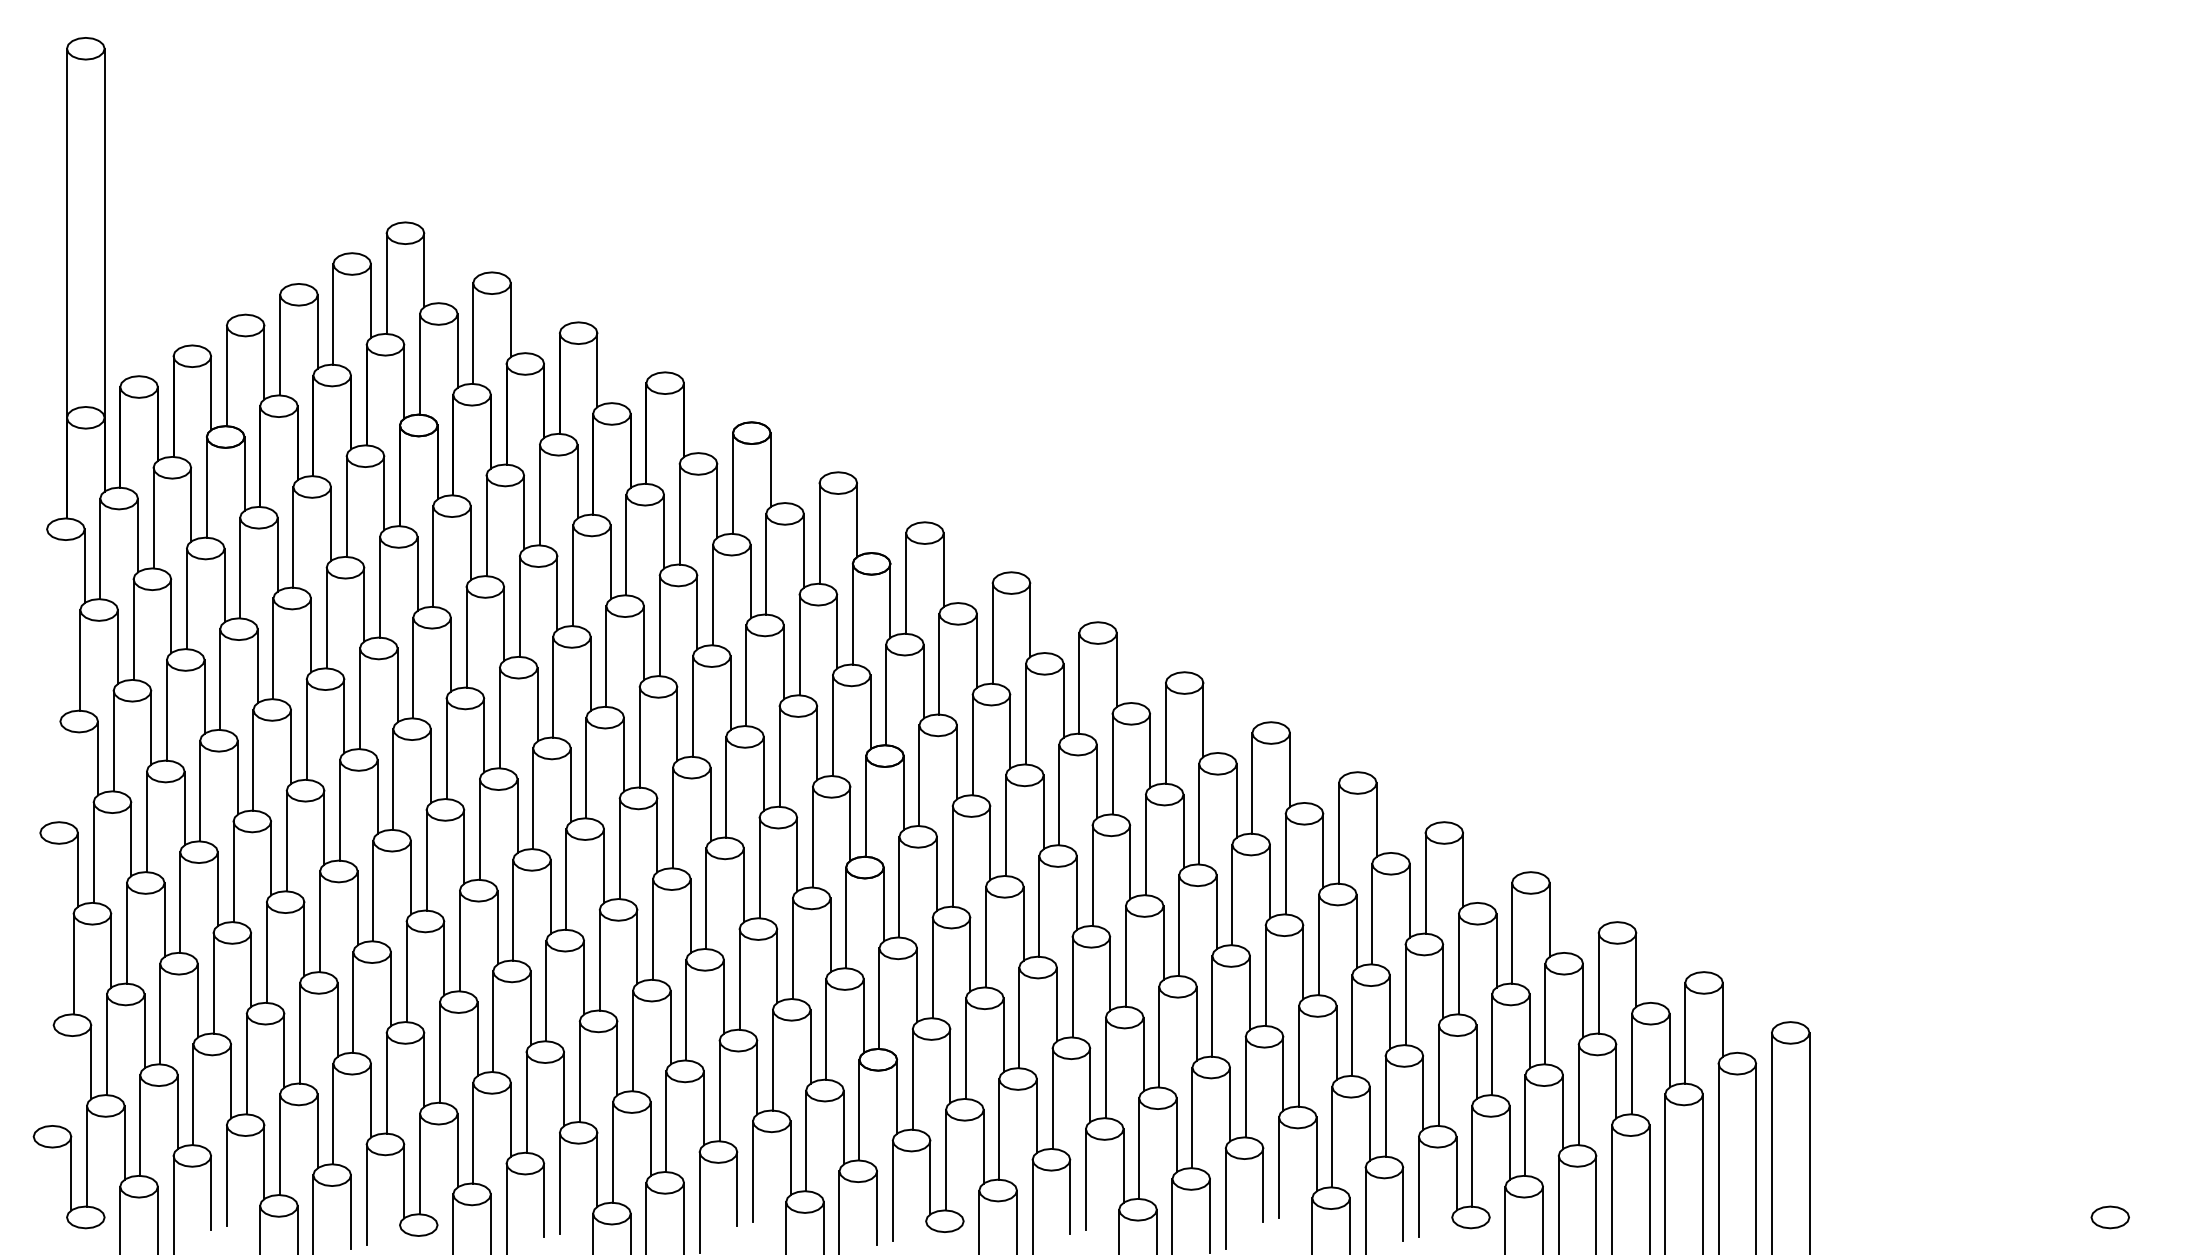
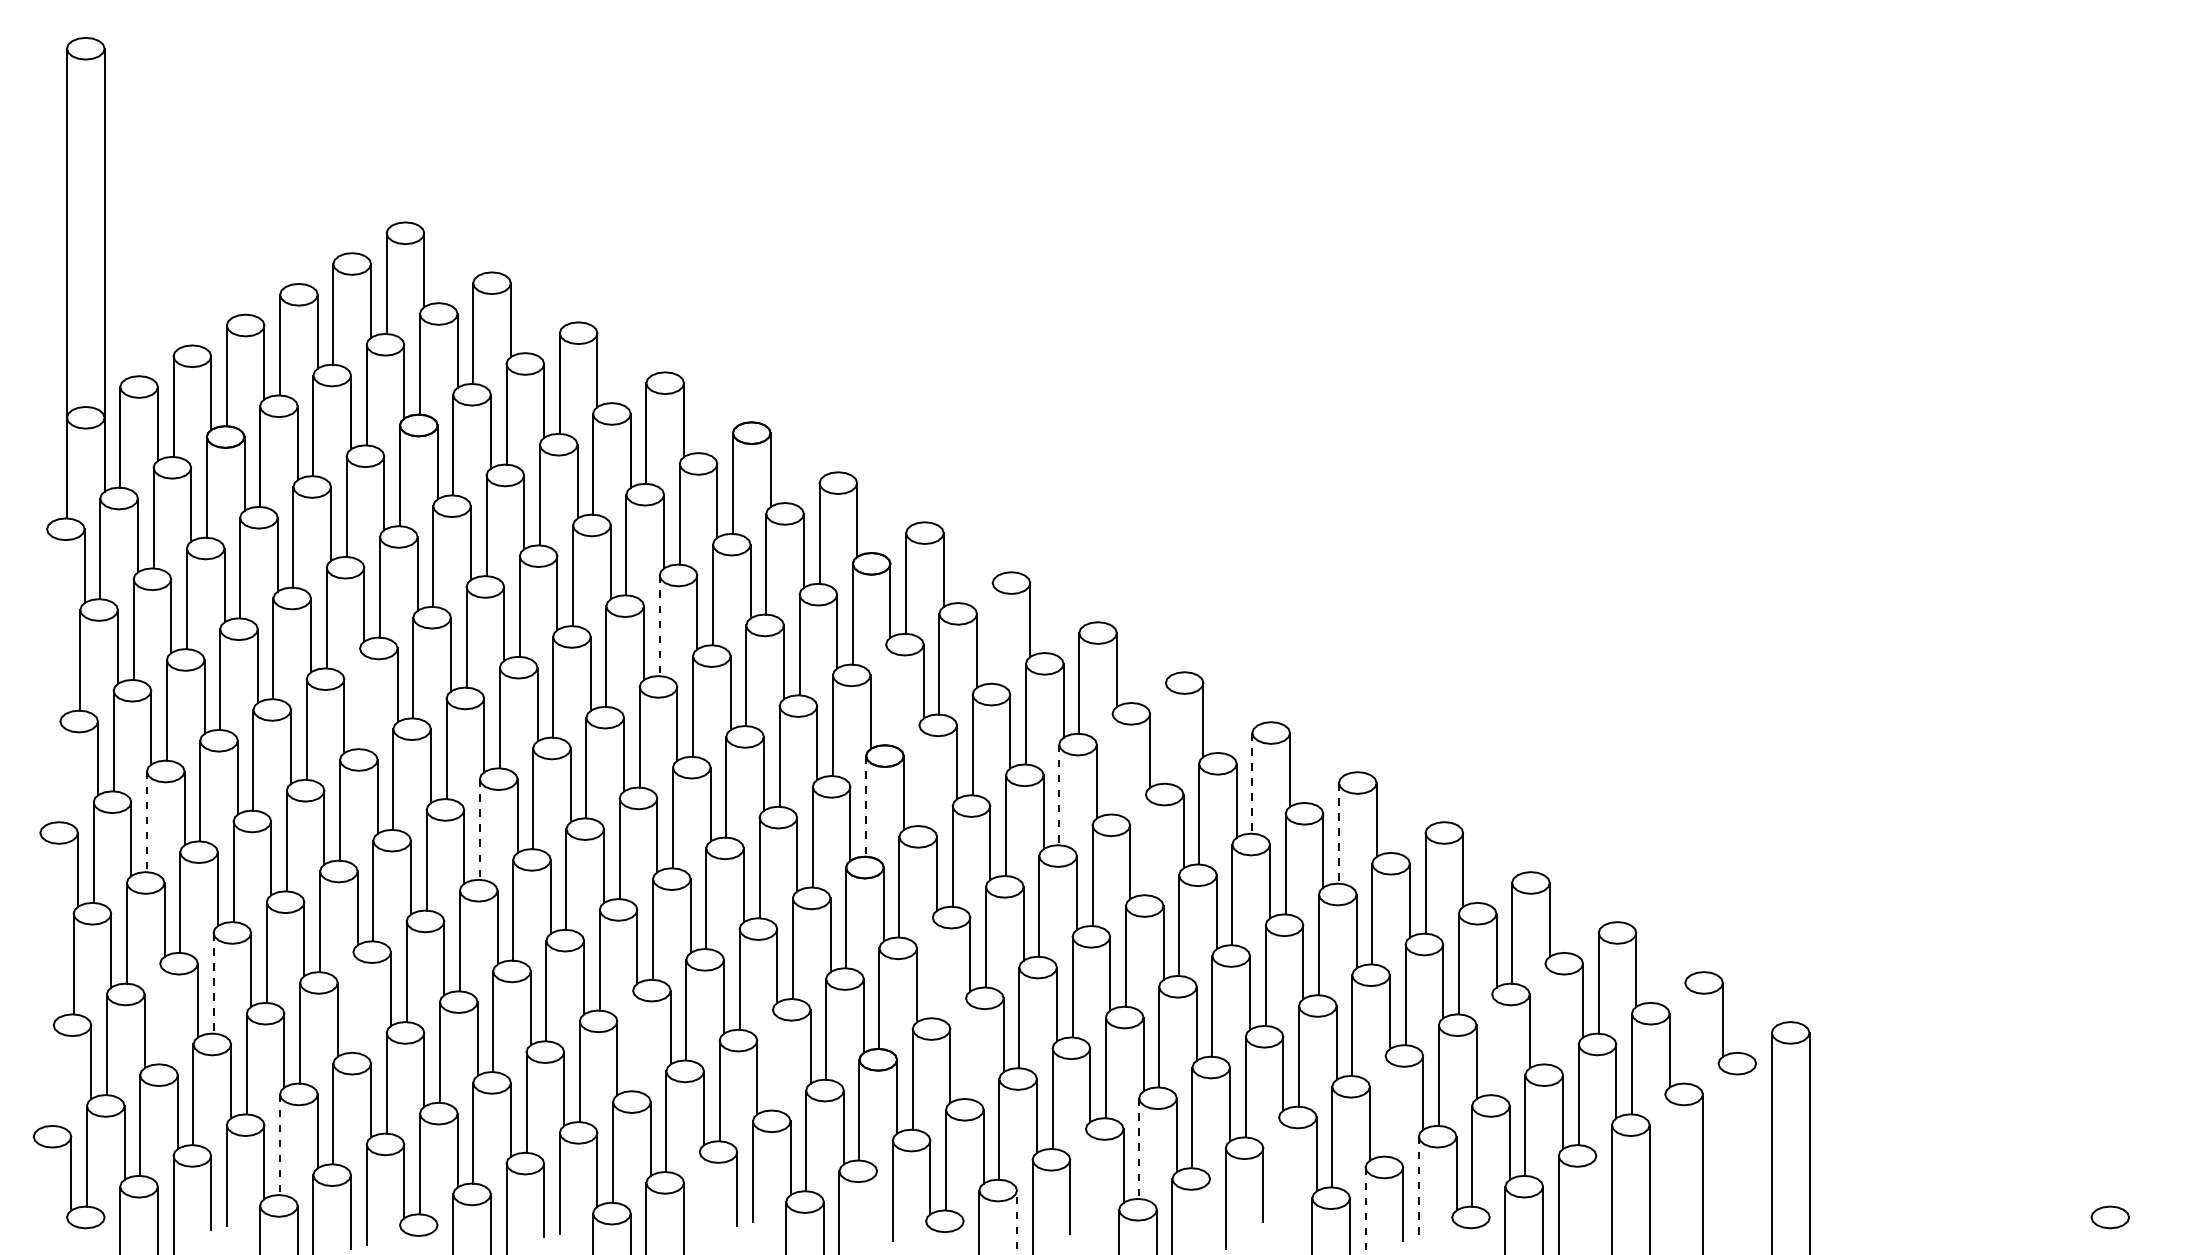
line: solid -> dashed (659, 626)
line: present -> none (992, 633)
line: present -> none (886, 694)
line: present -> none (360, 698)
line: present -> none (1165, 733)
line: present -> none (1112, 763)
line: present -> none (919, 775)
line: solid -> dashed (1252, 783)
line: solid -> dashed (1059, 795)
line: solid -> dashed (866, 806)
line: solid -> dashed (146, 822)
line: solid -> dashed (479, 830)
line: solid -> dashed (1338, 833)
line: present -> none (1145, 844)
line: present -> none (932, 967)
line: solid -> dashed (213, 983)
line: present -> none (353, 1002)
line: present -> none (160, 1013)
line: present -> none (1545, 1013)
line: present -> none (1685, 1032)
line: present -> none (633, 1040)
line: present -> none (1492, 1044)
line: present -> none (966, 1048)
line: present -> none (772, 1059)
line: present -> none (1385, 1105)
line: solid -> dashed (280, 1145)
line: solid -> dashed (1139, 1149)
line: present -> none (1718, 1157)
line: present -> none (1756, 1157)
line: present -> none (1279, 1167)
line: present -> none (1665, 1172)
line: present -> none (1085, 1179)
line: solid -> dashed (1418, 1187)
line: present -> none (699, 1201)
line: present -> none (1596, 1203)
line: present -> none (877, 1208)
line: solid -> dashed (1365, 1211)
line: present -> none (1210, 1215)
line: solid -> dashed (1017, 1222)
